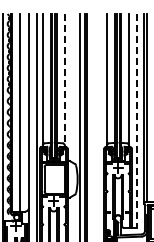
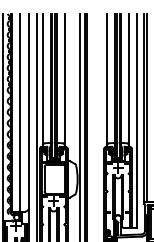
line: dashed -> solid (64, 79)
line: dashed -> solid (136, 121)
